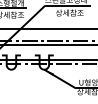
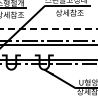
line: solid -> dashed (49, 28)
